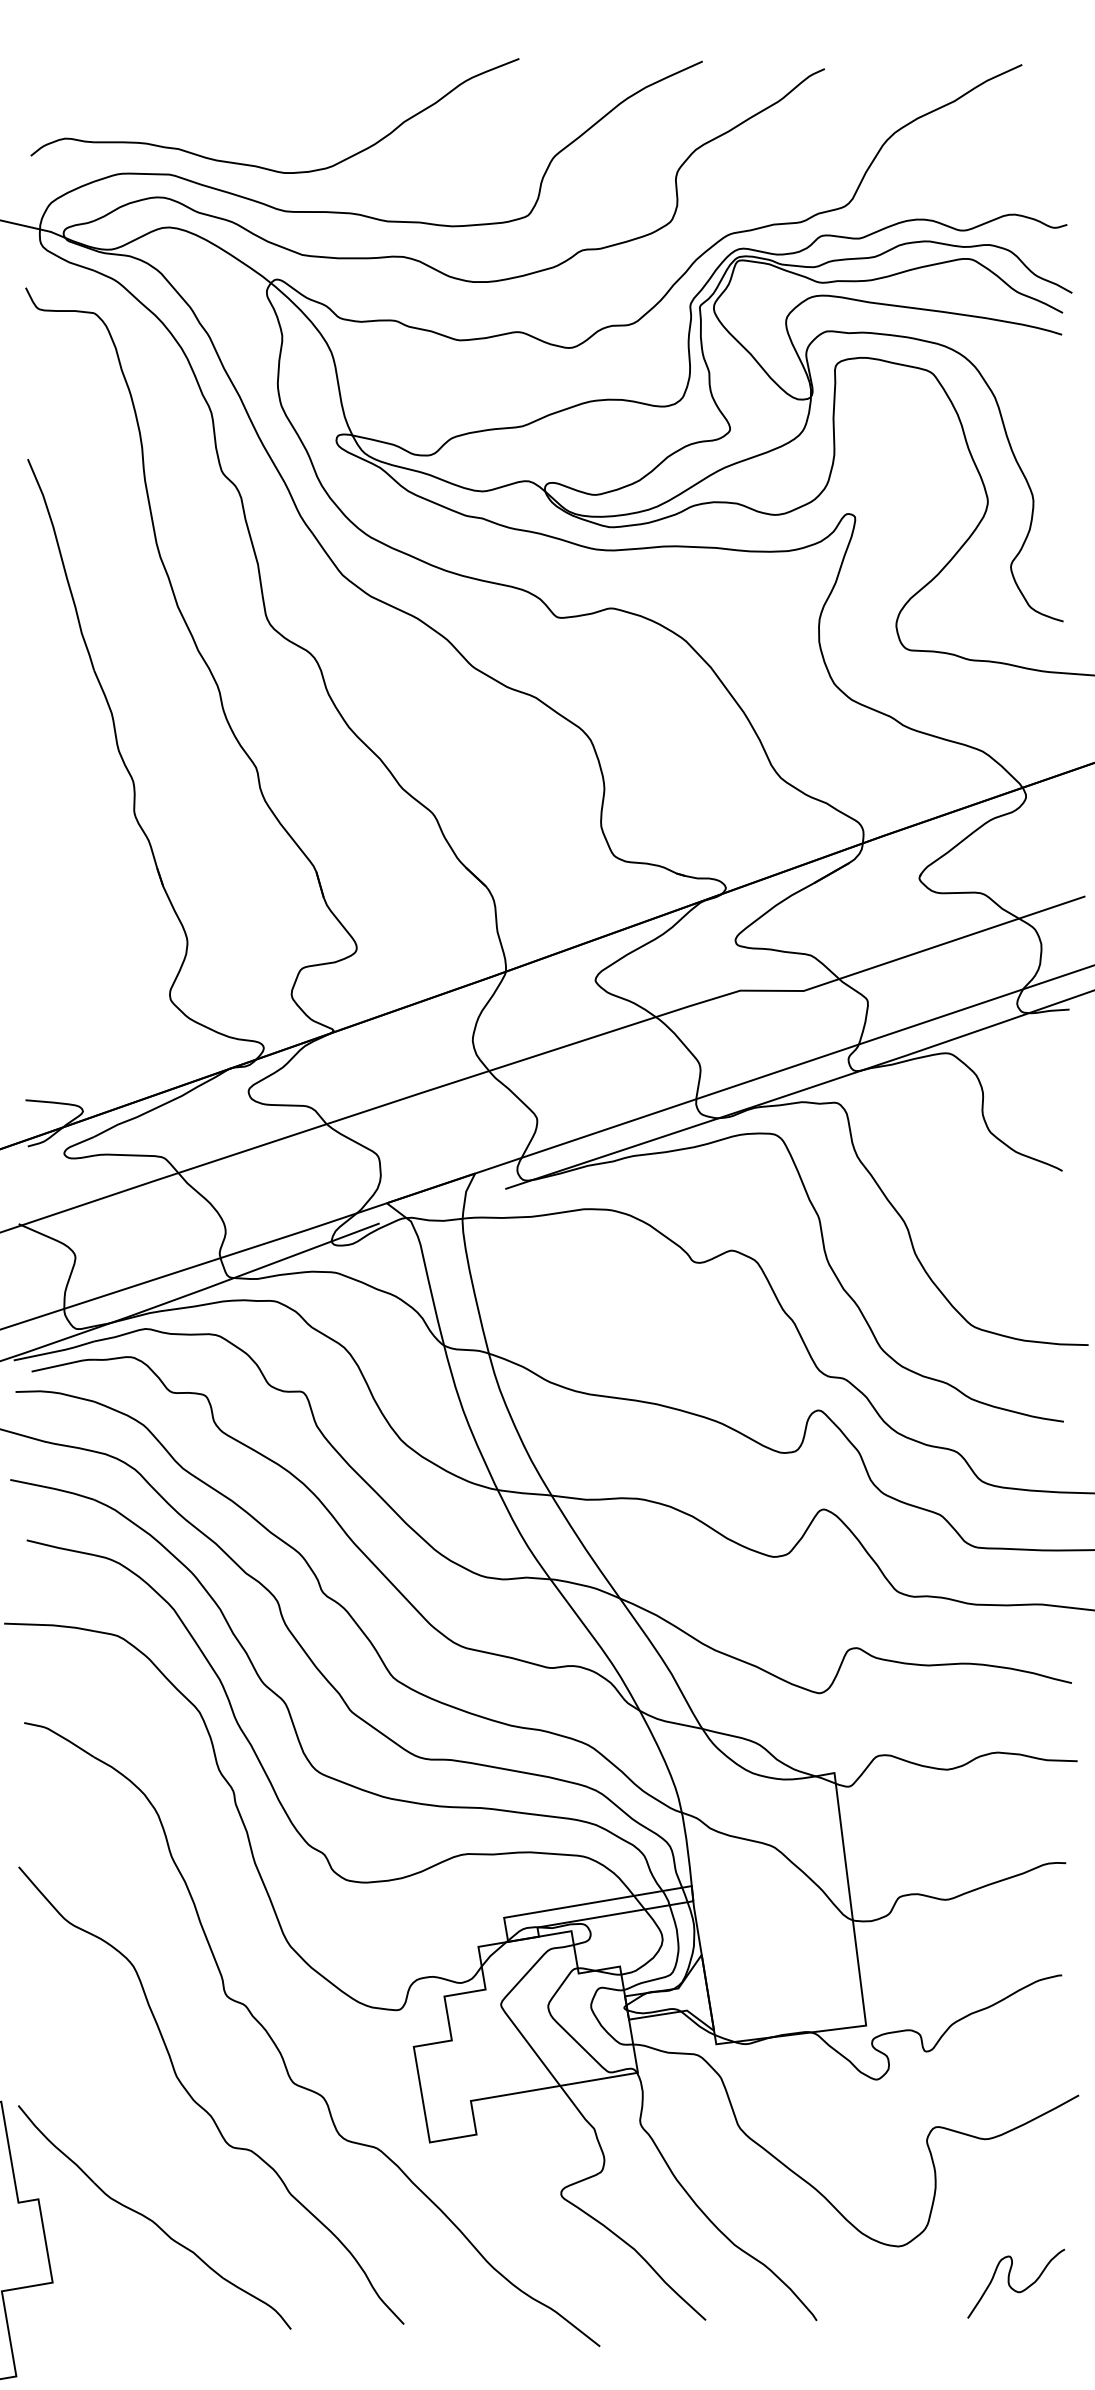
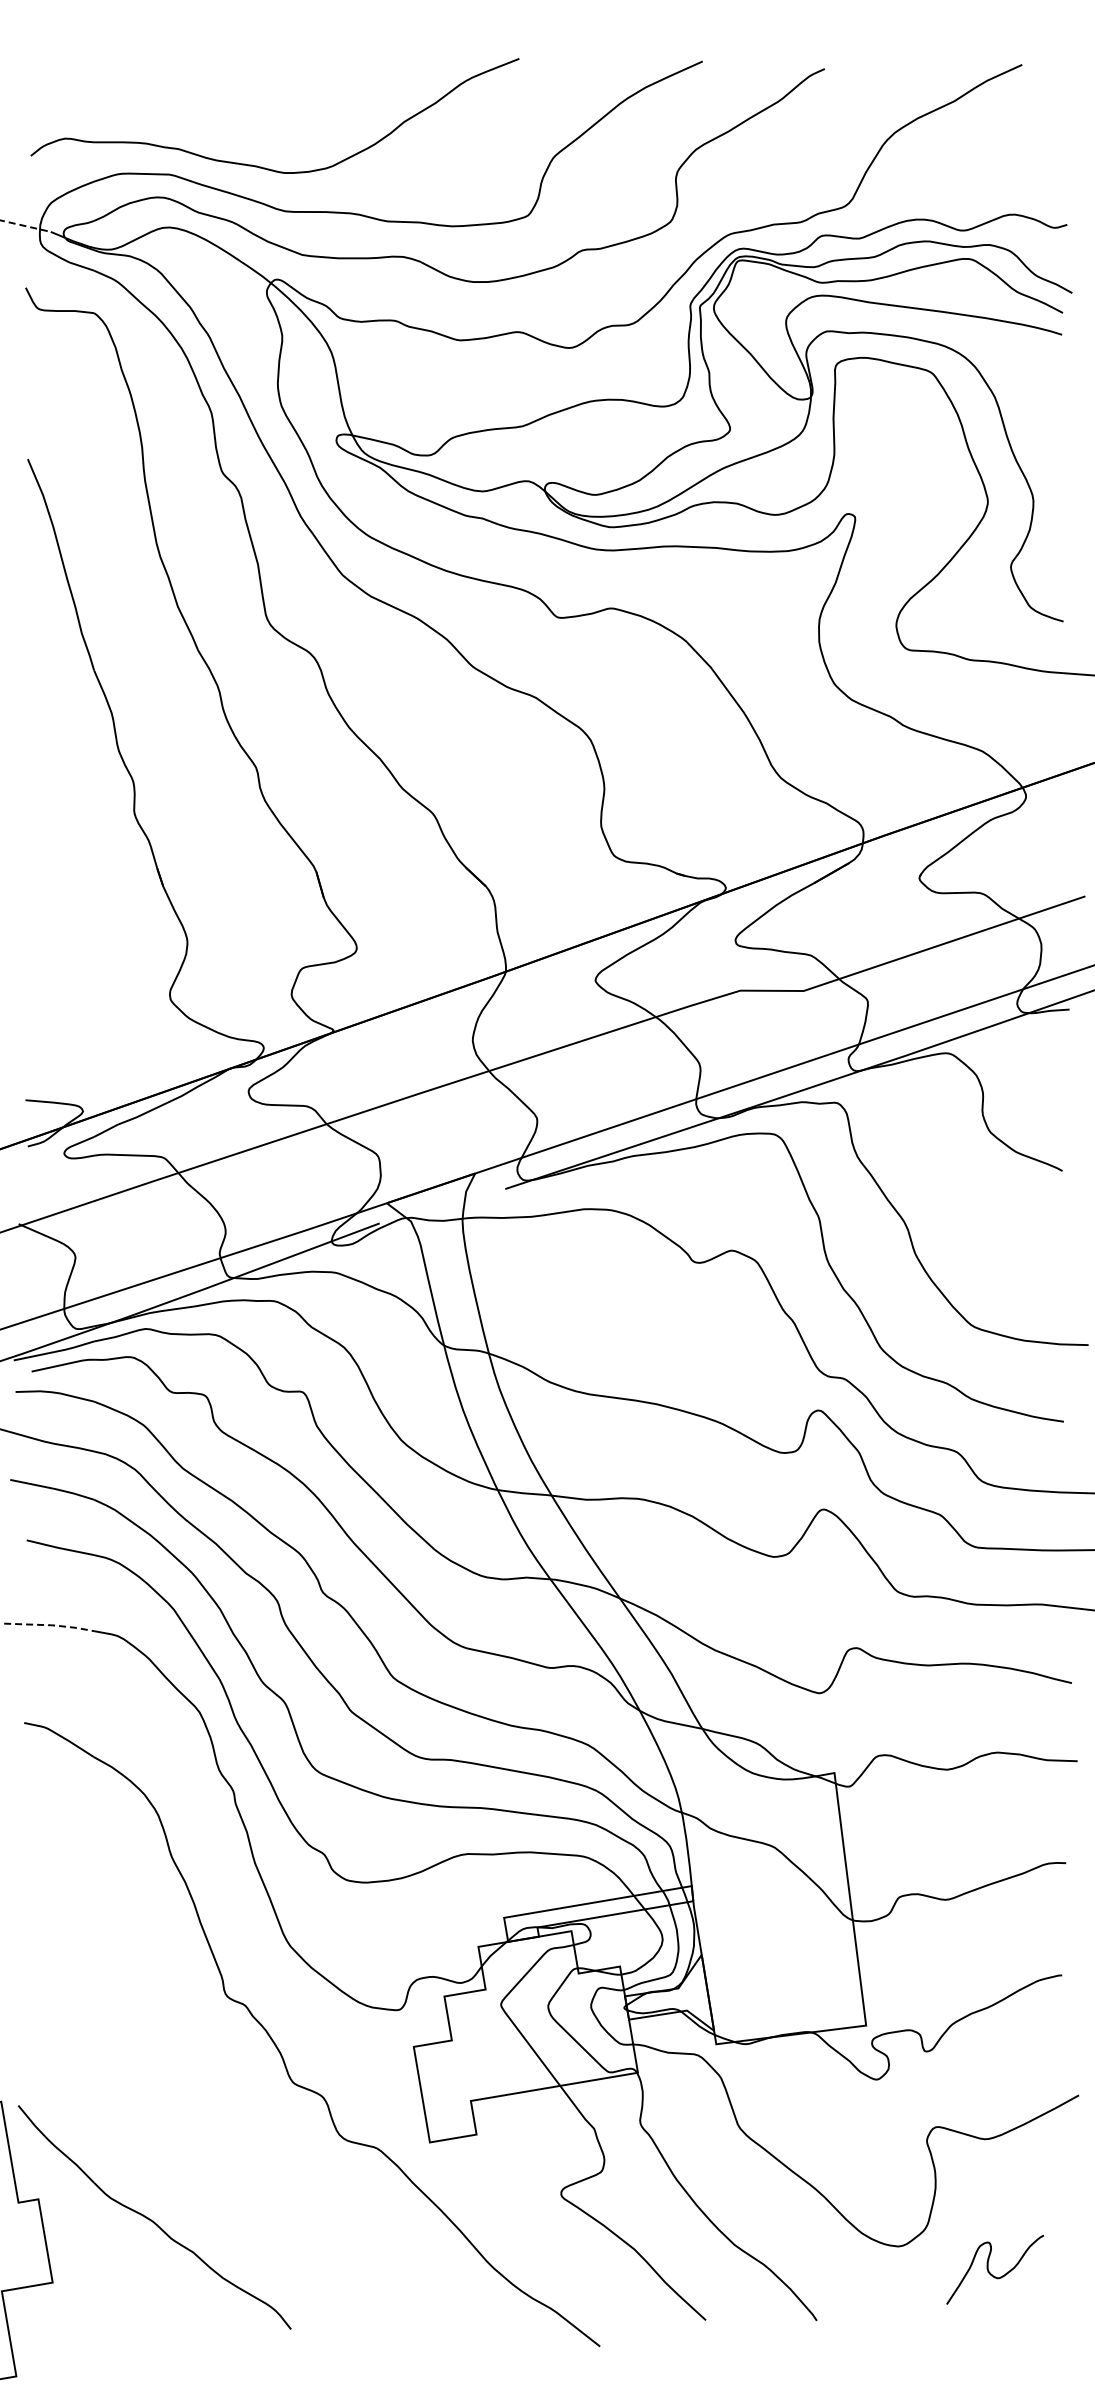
line: solid -> dashed (25, 226)
line: solid -> dashed (50, 1625)
part: present -> none (202, 2106)
curve position: (1012, 2287) -> (991, 2273) (991, 2273)
